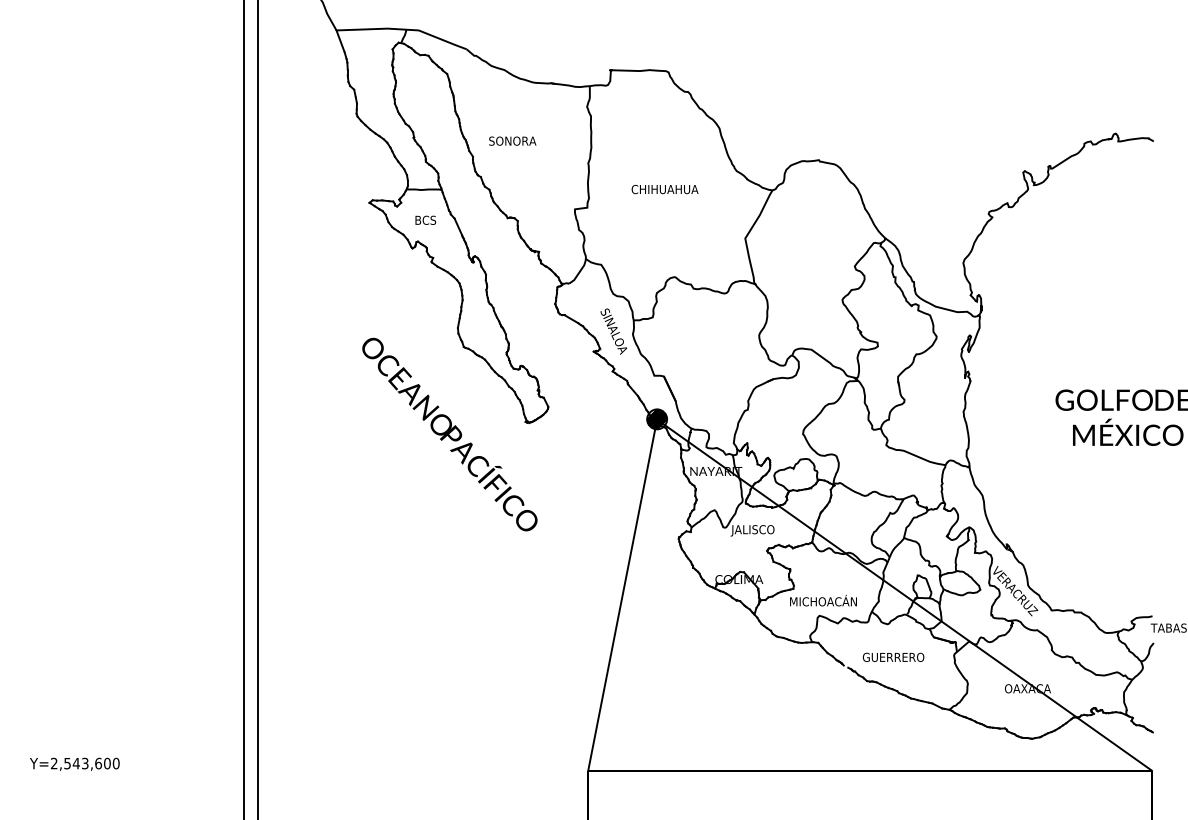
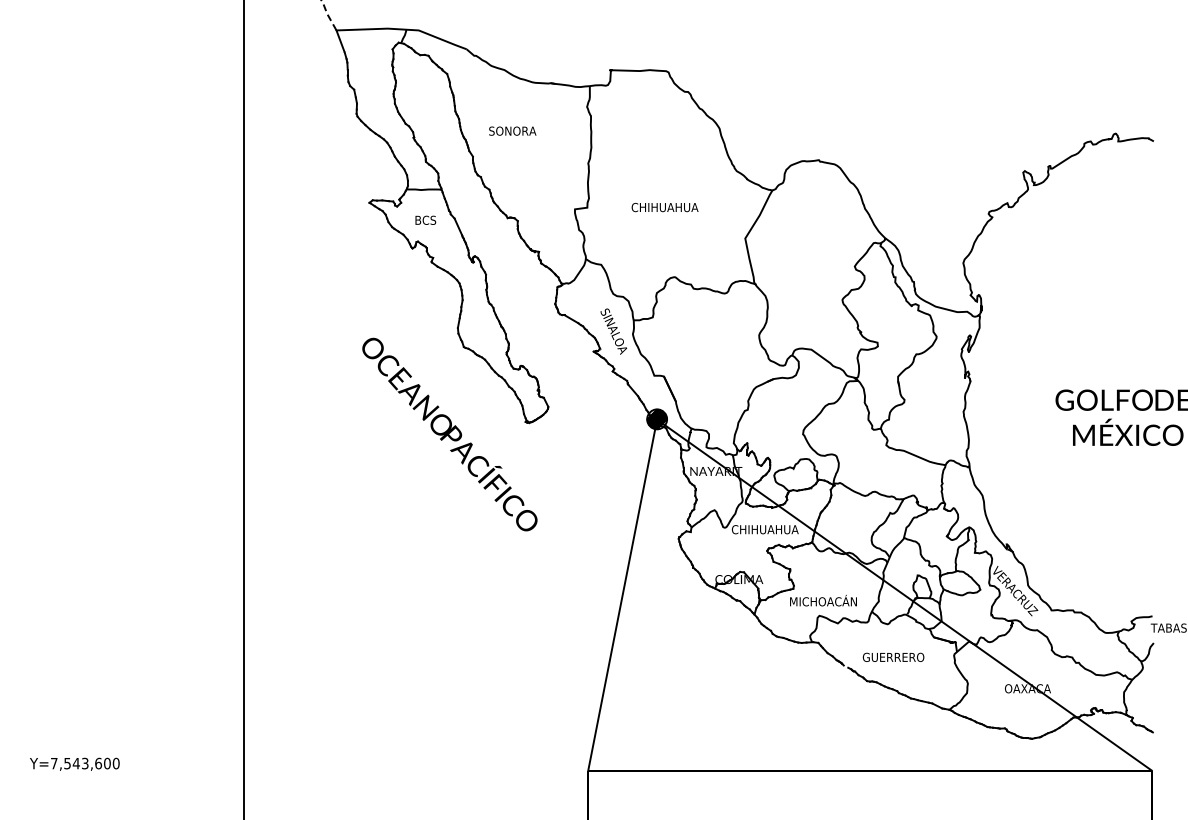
line: solid -> dashed (327, 13)
text position: (512, 140) -> (512, 130) (512, 130)
text position: (664, 189) -> (664, 207) (664, 207)
line: present -> none (258, 409)
text: JALISCO -> CHIHUAHUA (764, 530)
text: Y=2,543,600 -> Y=7,543,600 (54, 763)
